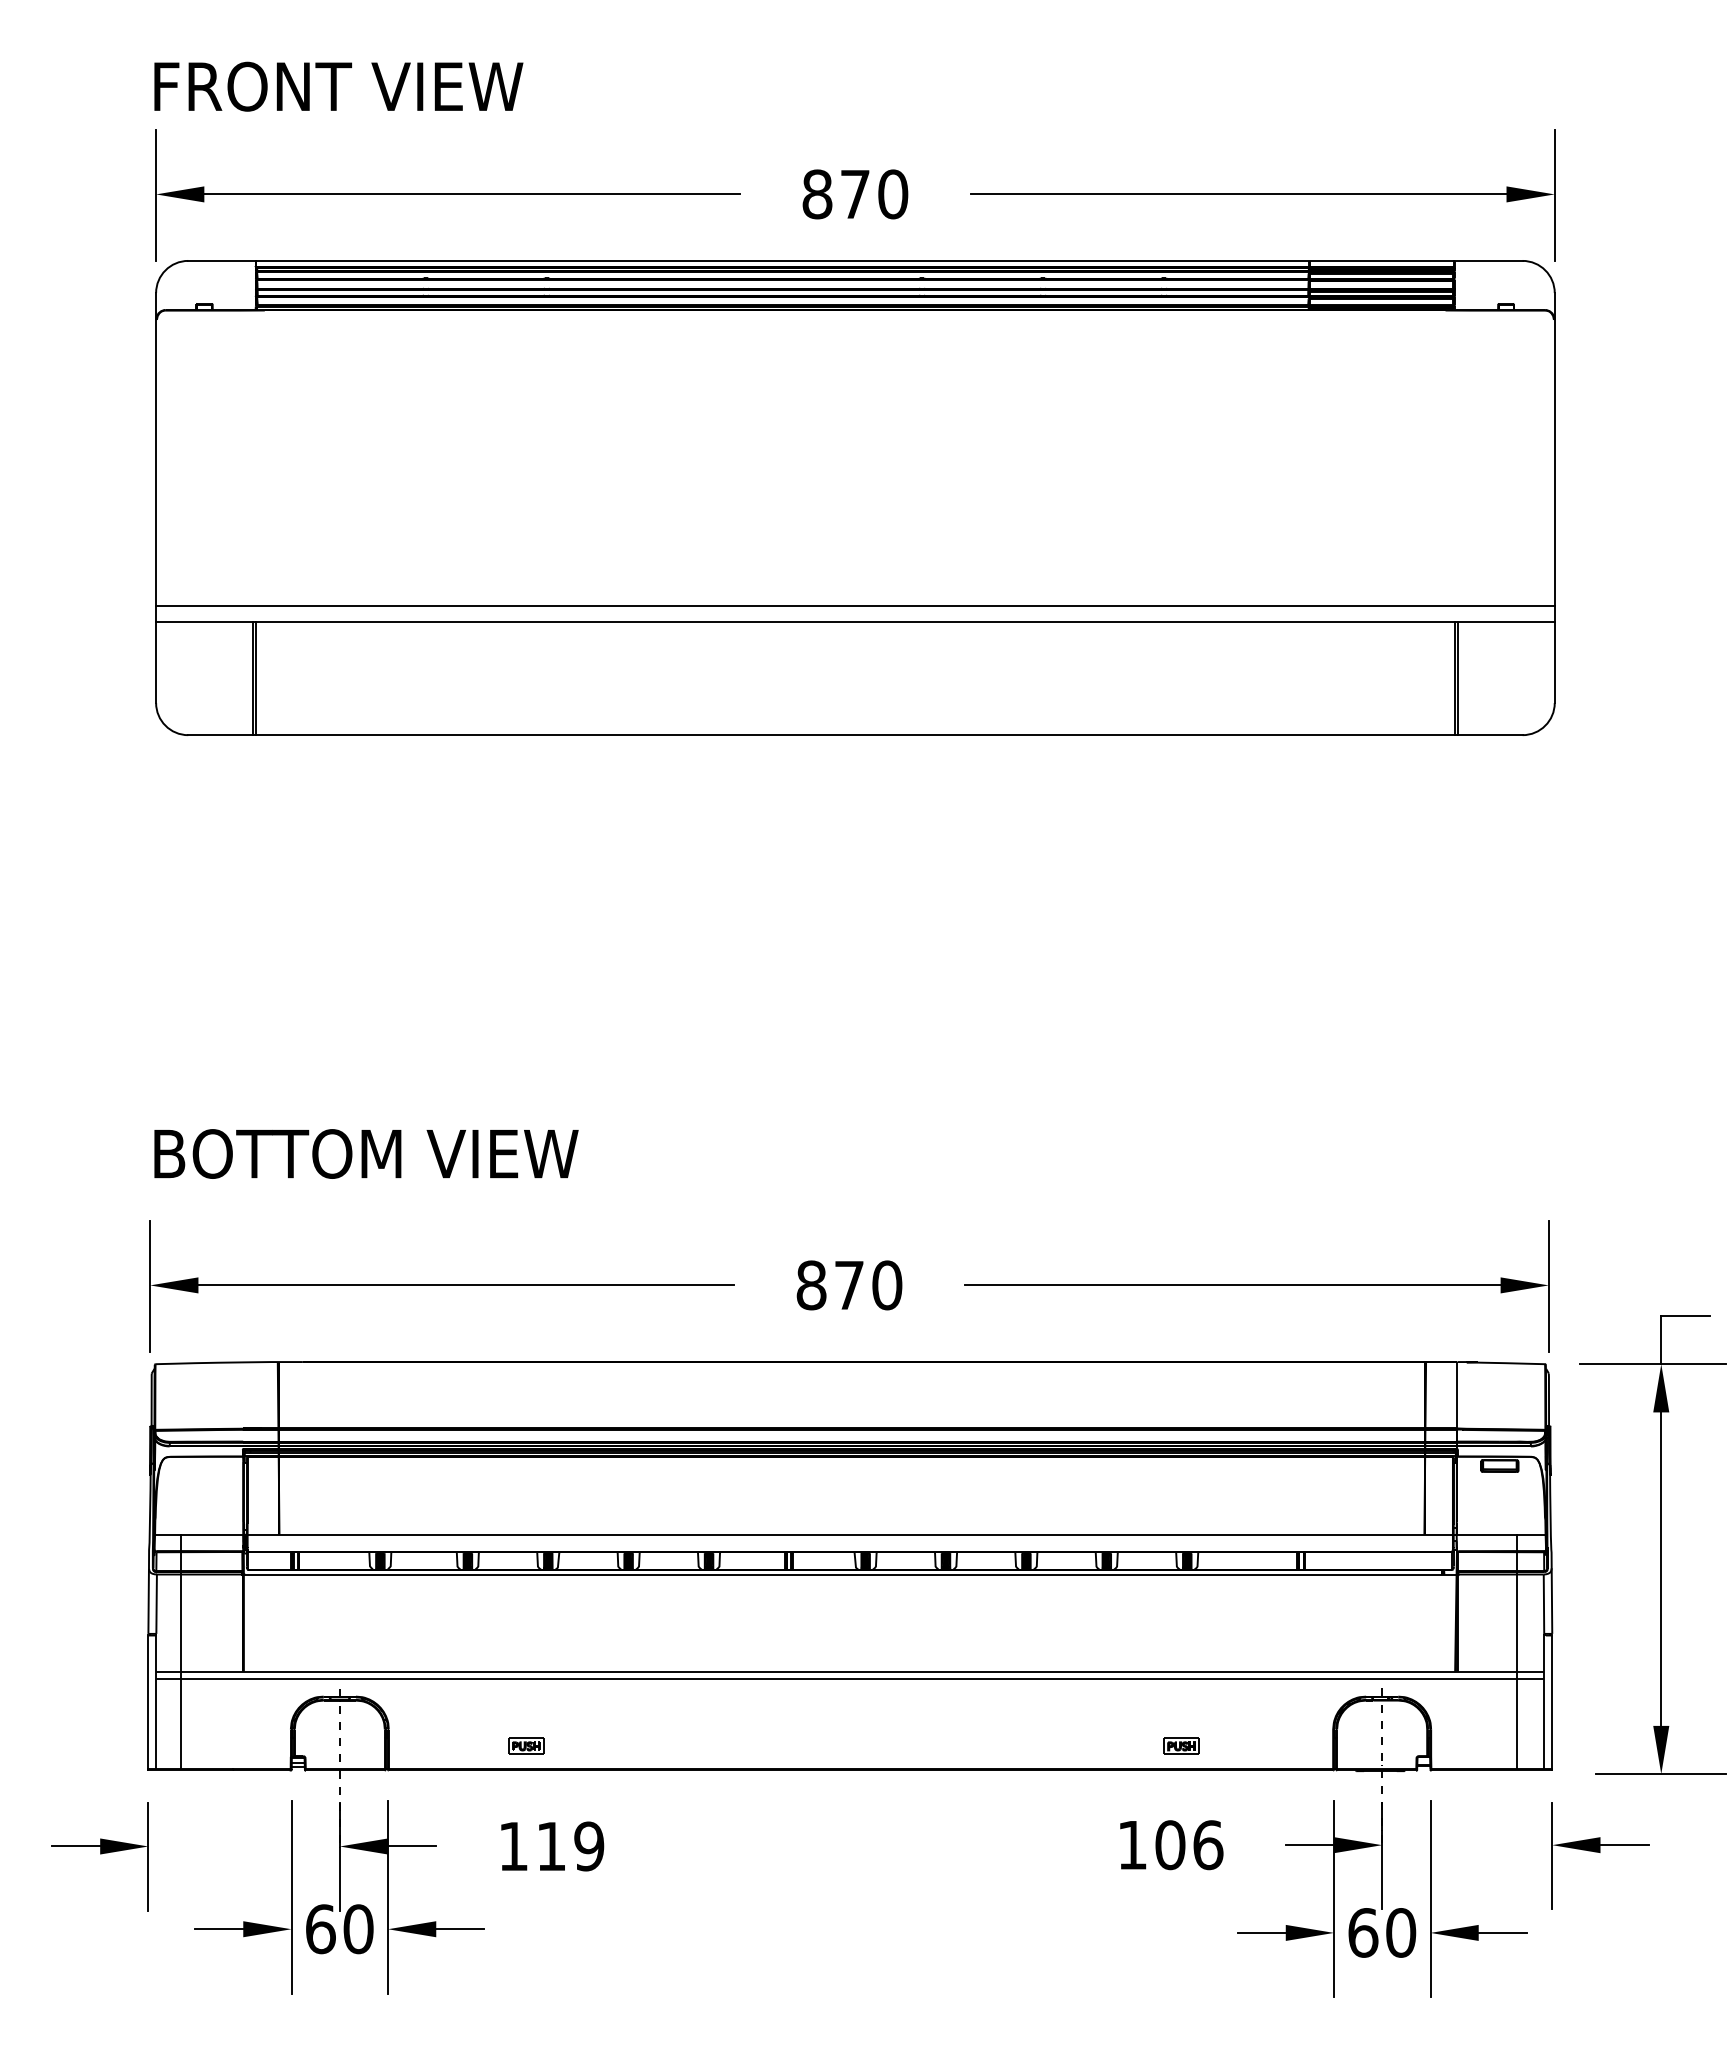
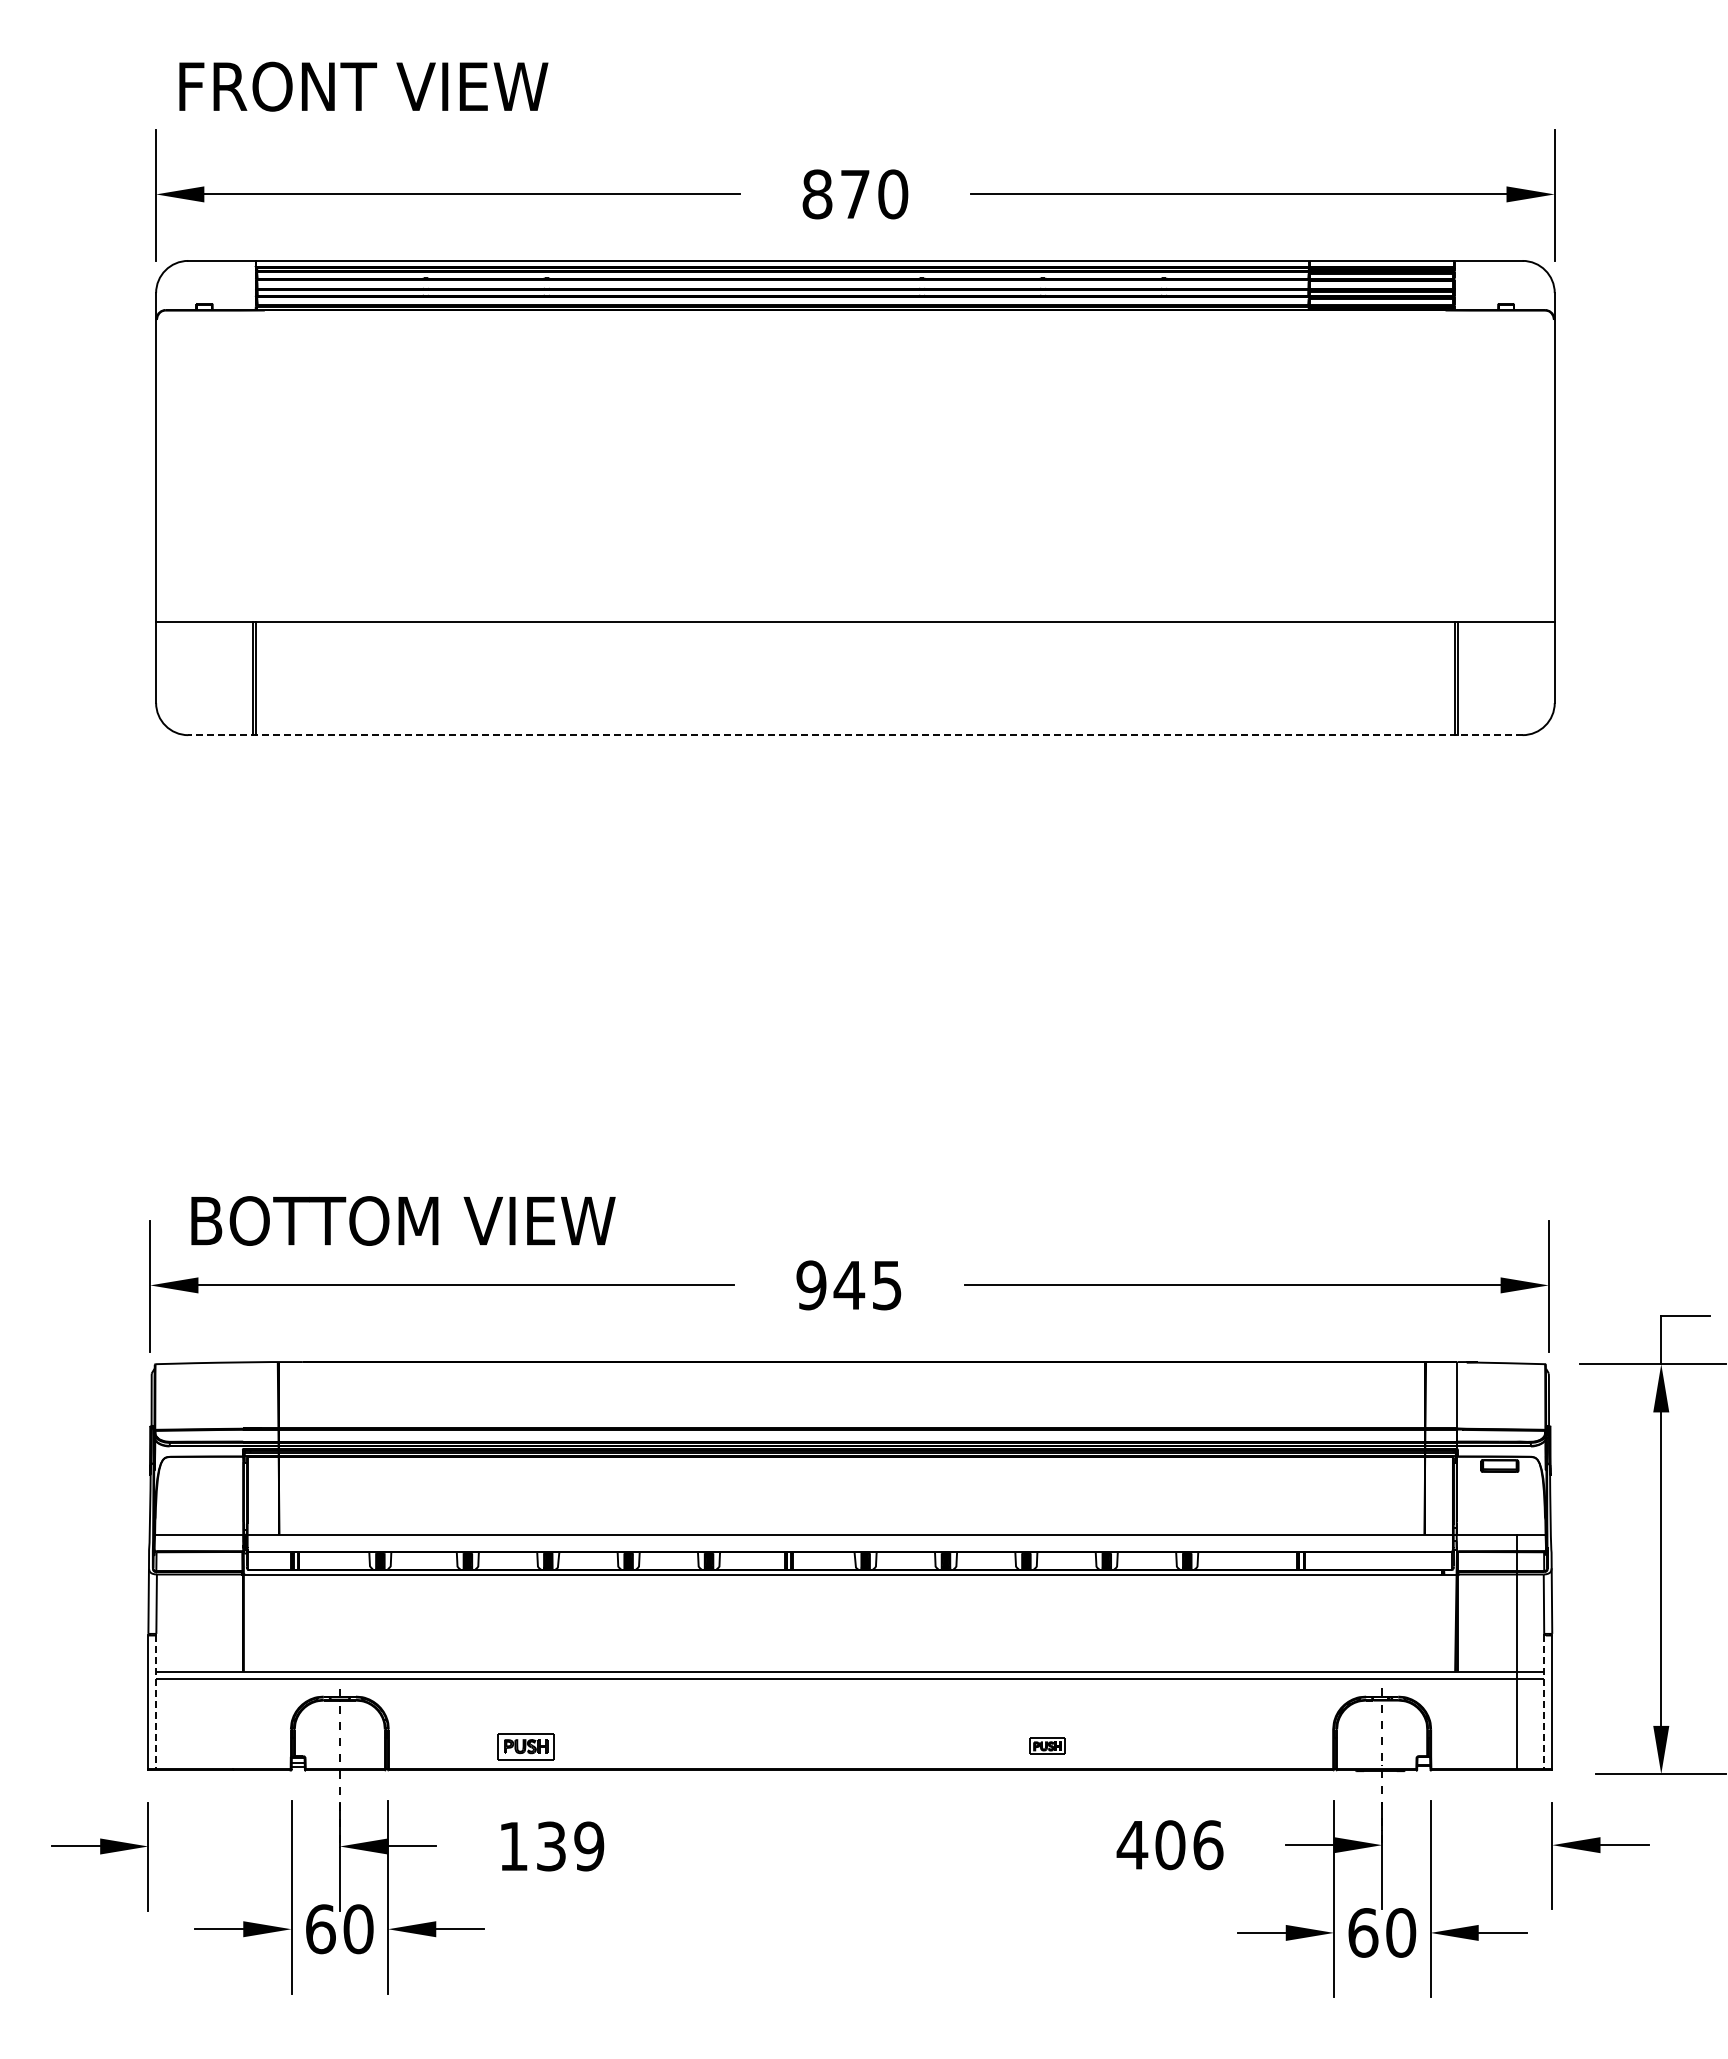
text position: (338, 86) -> (363, 86) (363, 86)
line: present -> none (855, 606)
line: solid -> dashed (854, 735)
text position: (366, 1153) -> (403, 1220) (403, 1220)
text: 870 -> 945 (849, 1285)
line: present -> none (181, 1651)
line: solid -> dashed (156, 1702)
line: solid -> dashed (1544, 1702)
part size: 37x18 px -> 58x28 px (525, 1746)
part position: (1181, 1745) -> (1047, 1745) (1047, 1745)
text: 106 -> 406 (1132, 1845)
text: 119 -> 139 (551, 1846)
